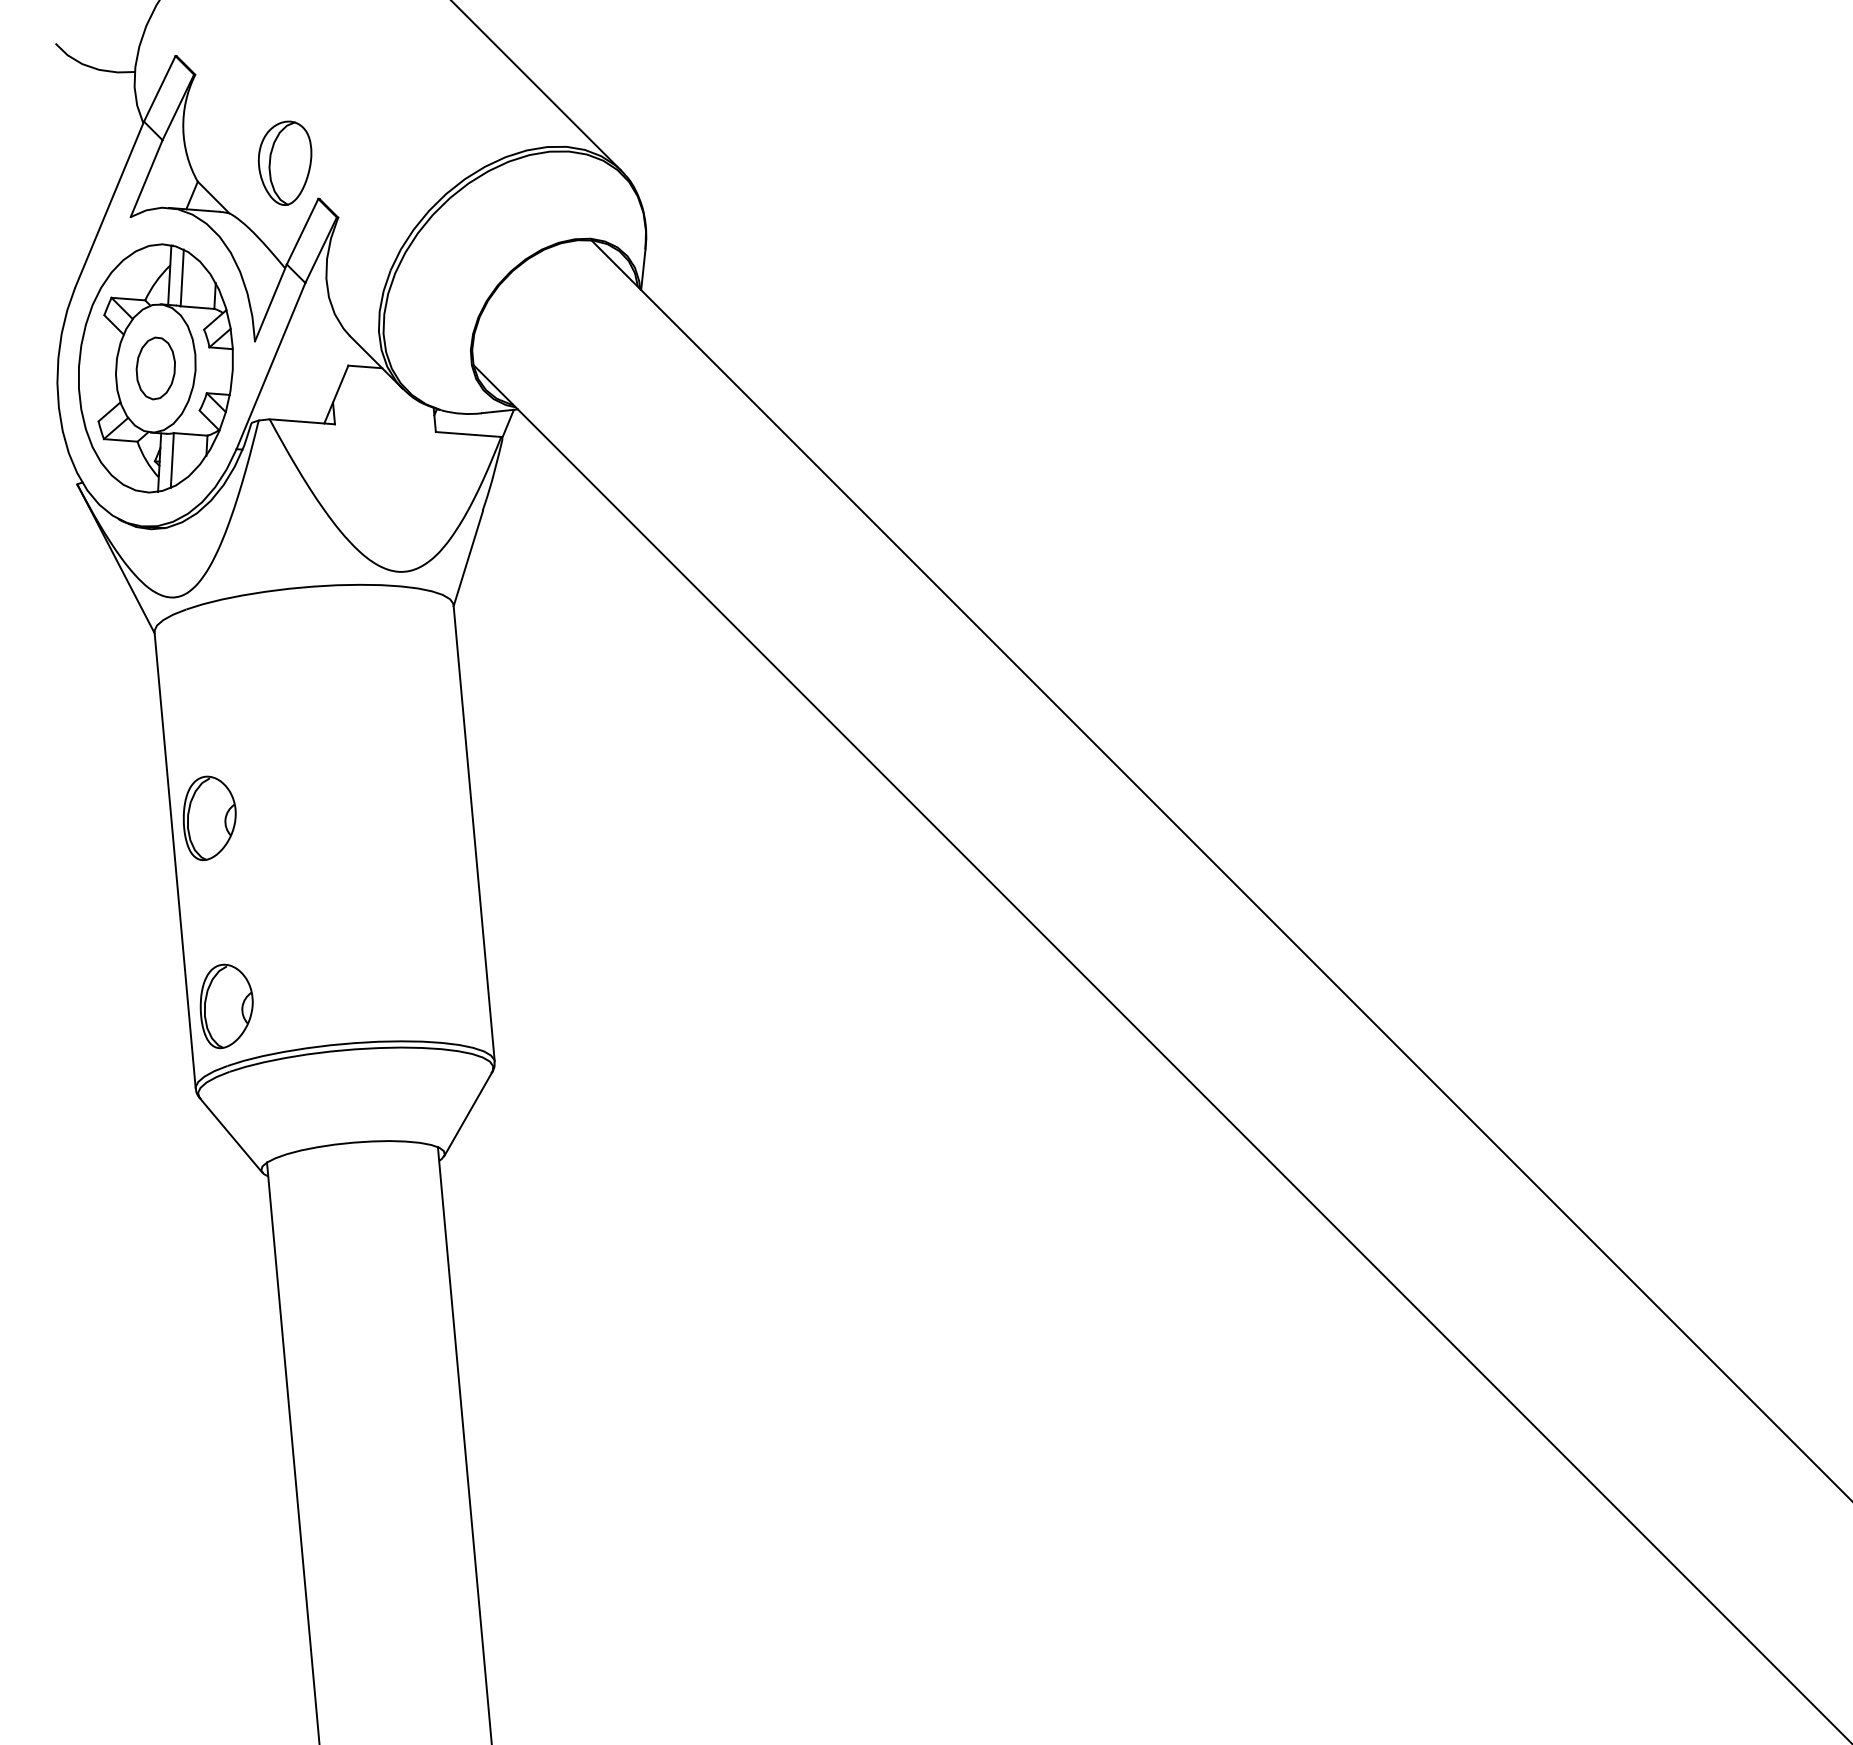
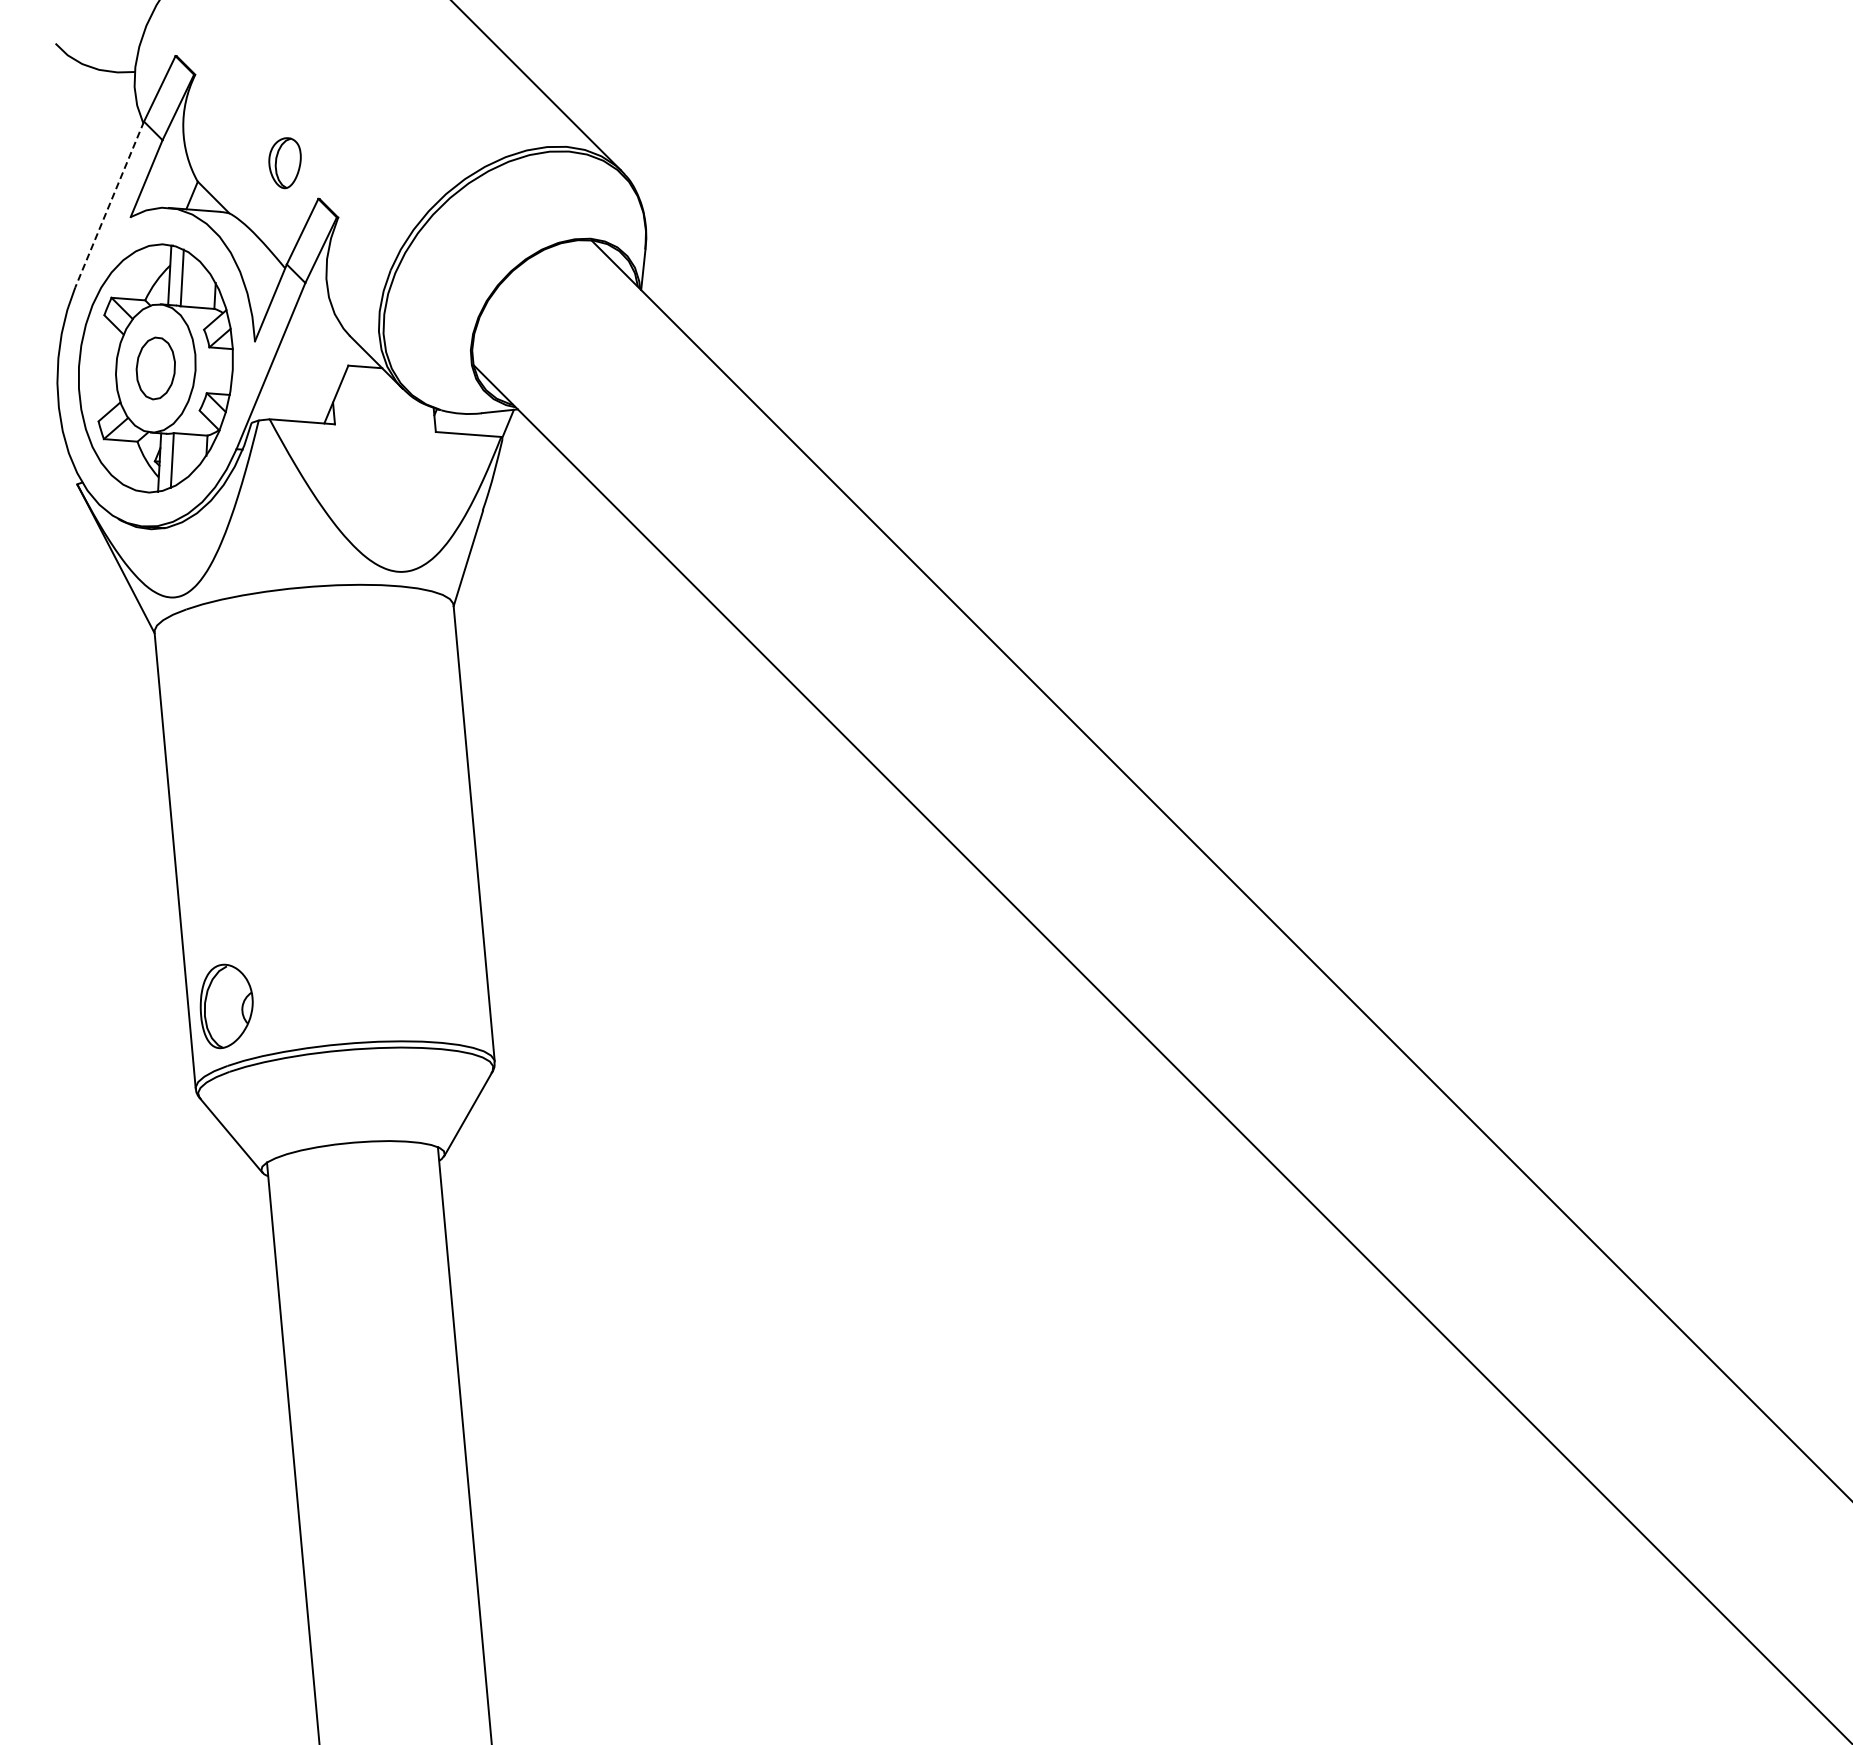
part size: 56x86 px -> 34x53 px (284, 163)
line: solid -> dashed (109, 204)
part: present -> none (209, 817)
